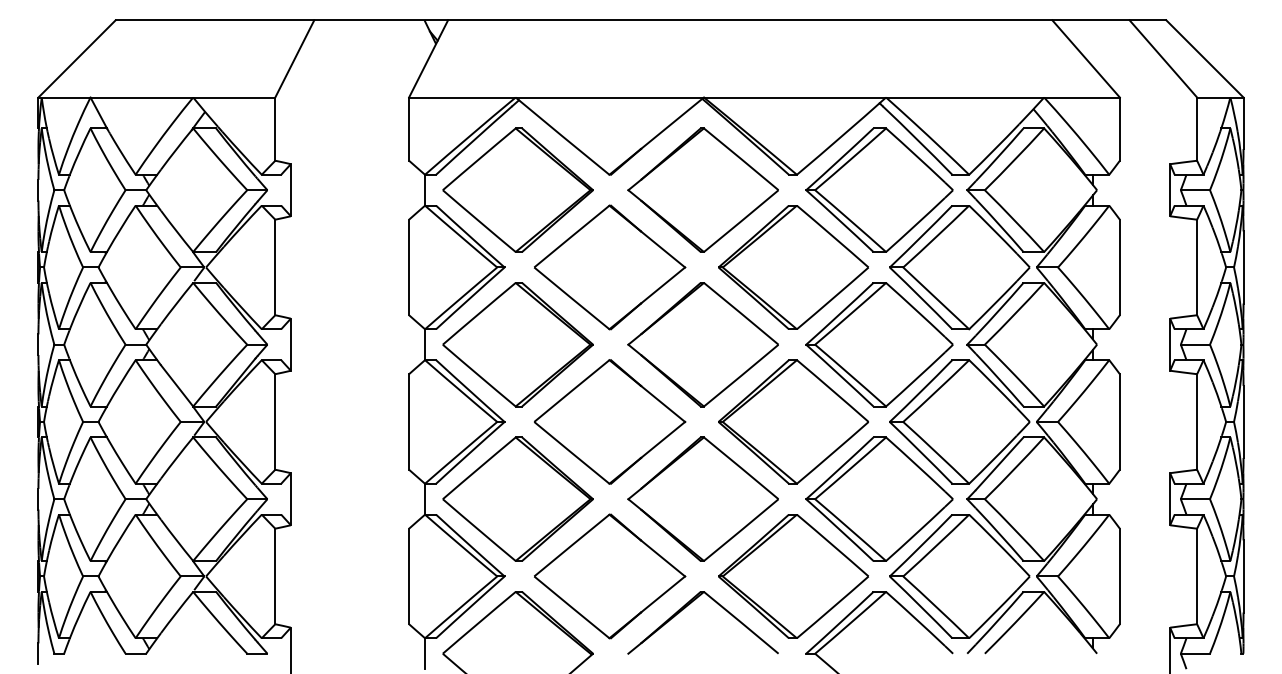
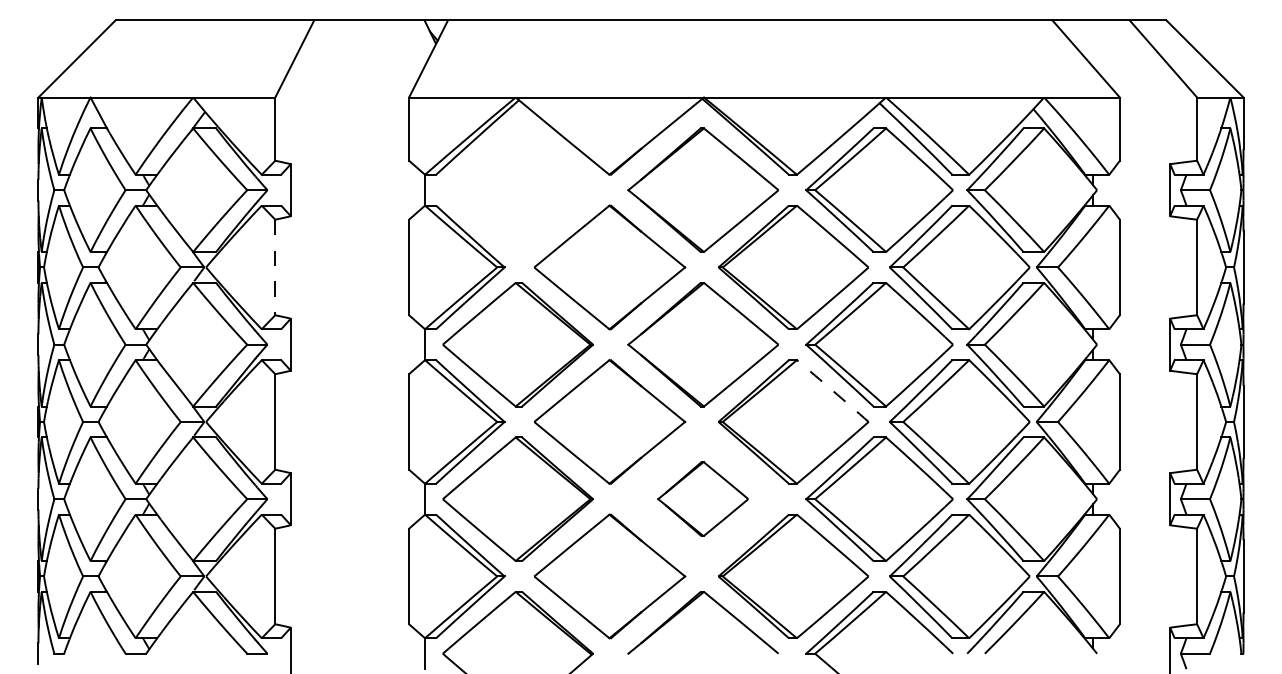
part: present -> none (517, 189)
line: solid -> dashed (275, 267)
arc: solid -> dashed (832, 390)
part size: 152x126 px -> 92x76 px (702, 498)
